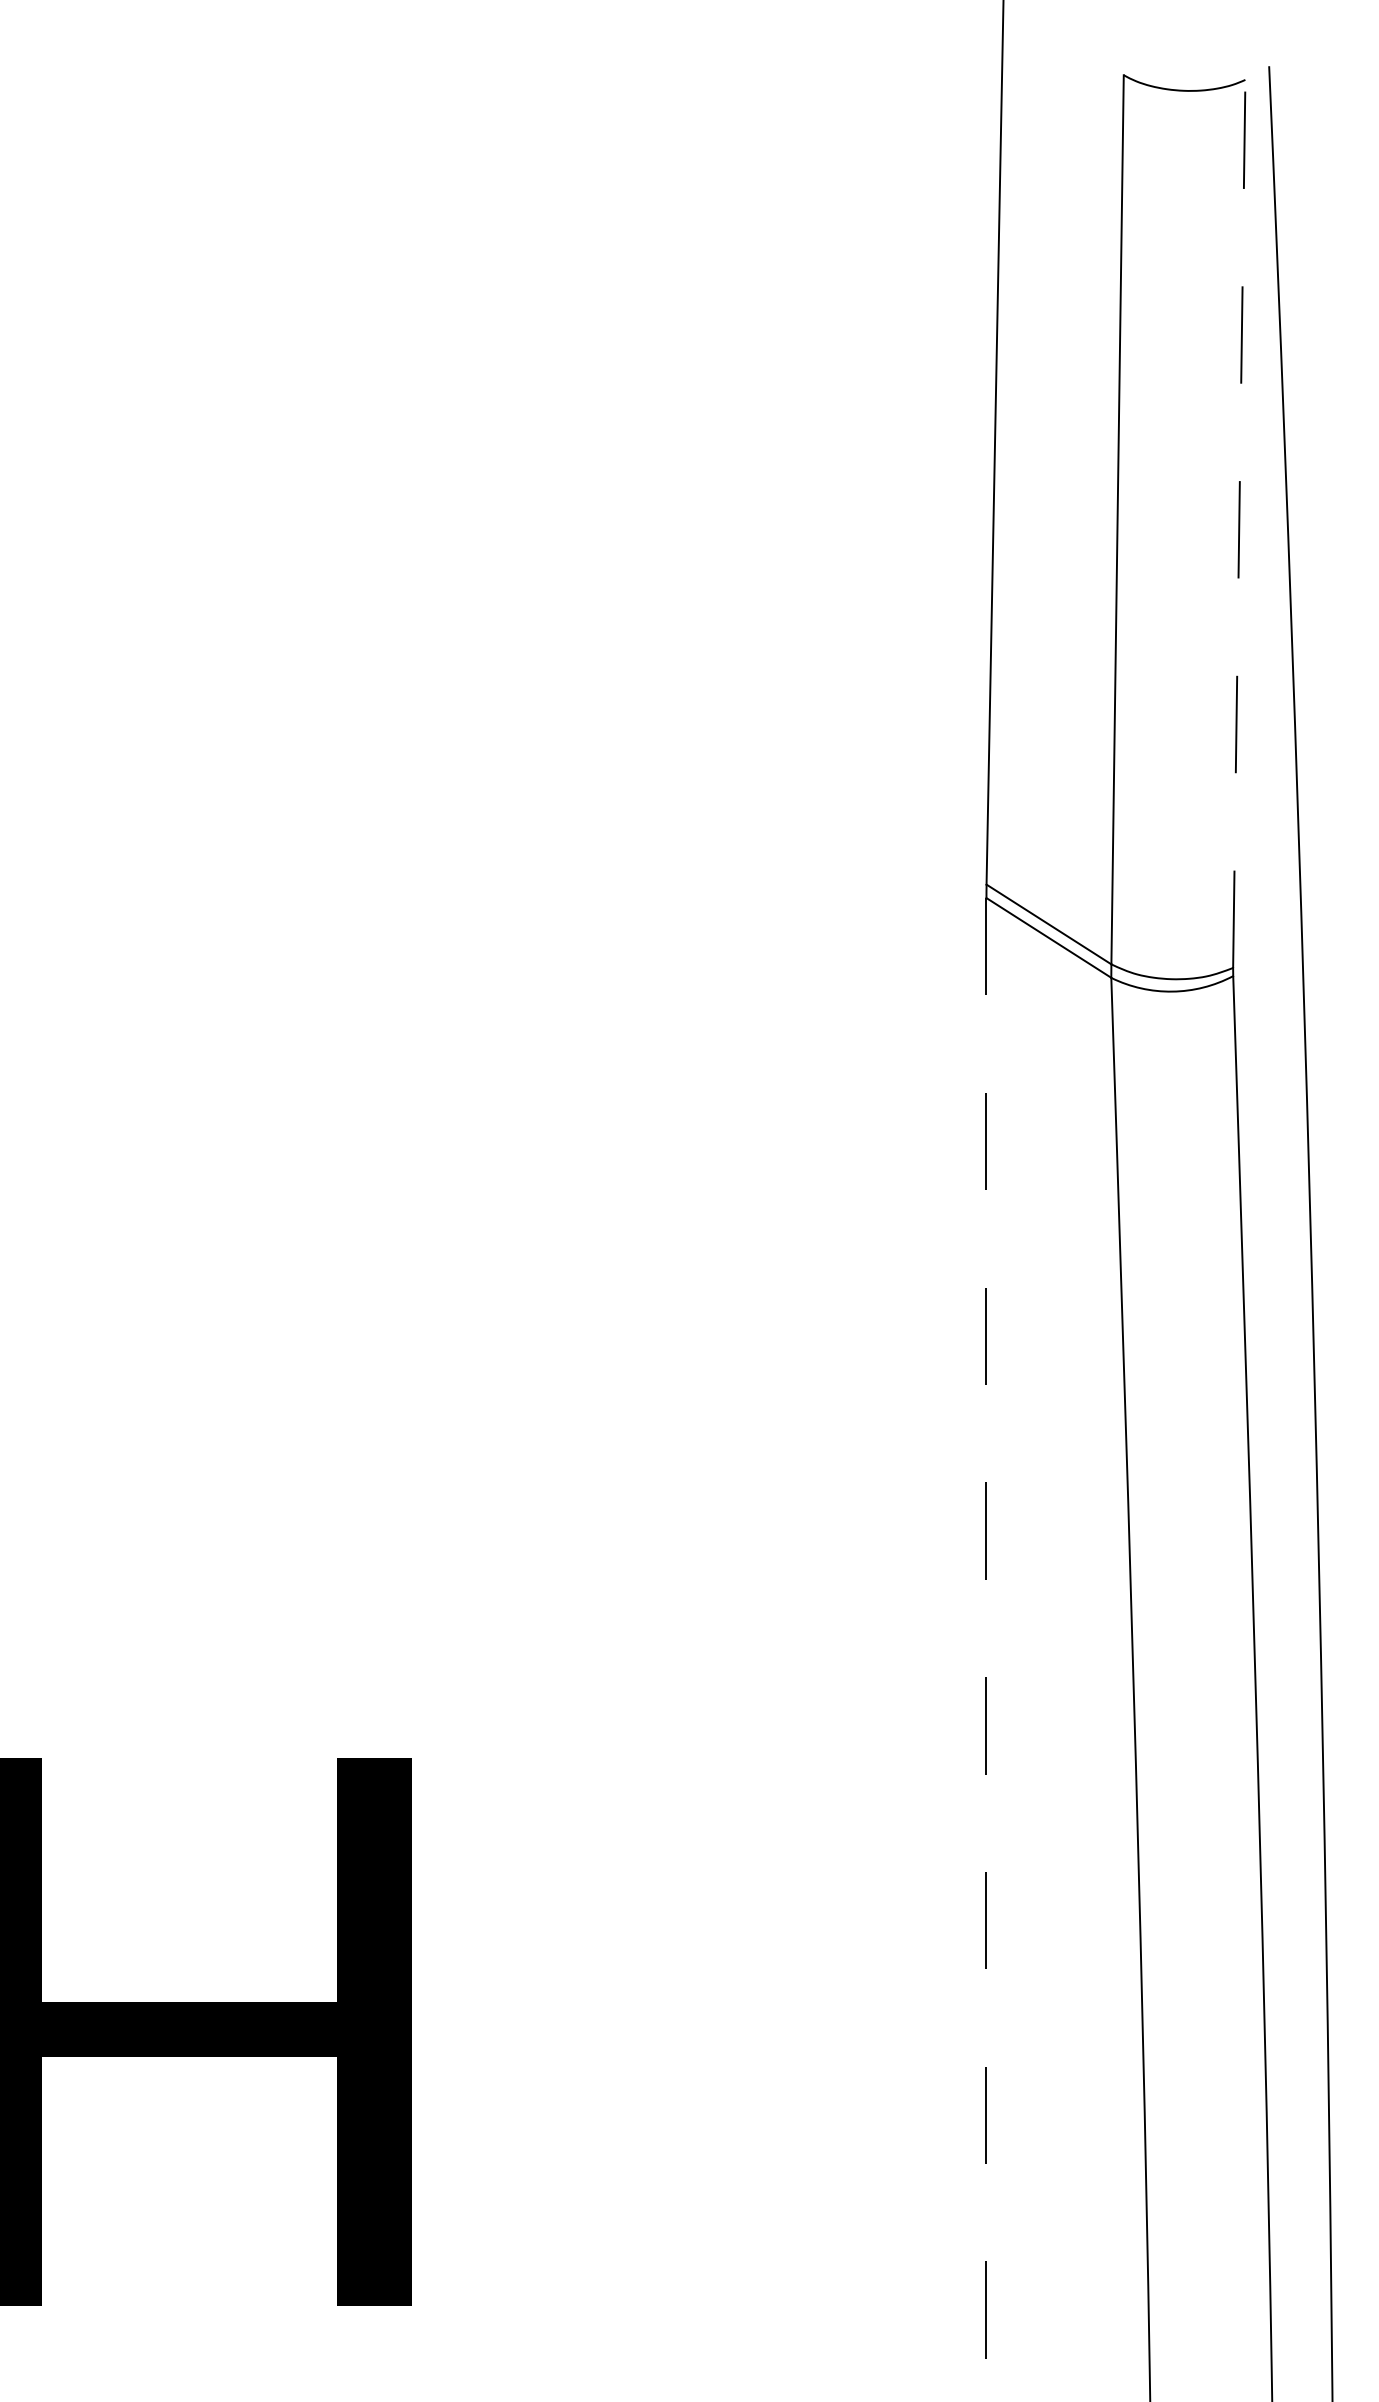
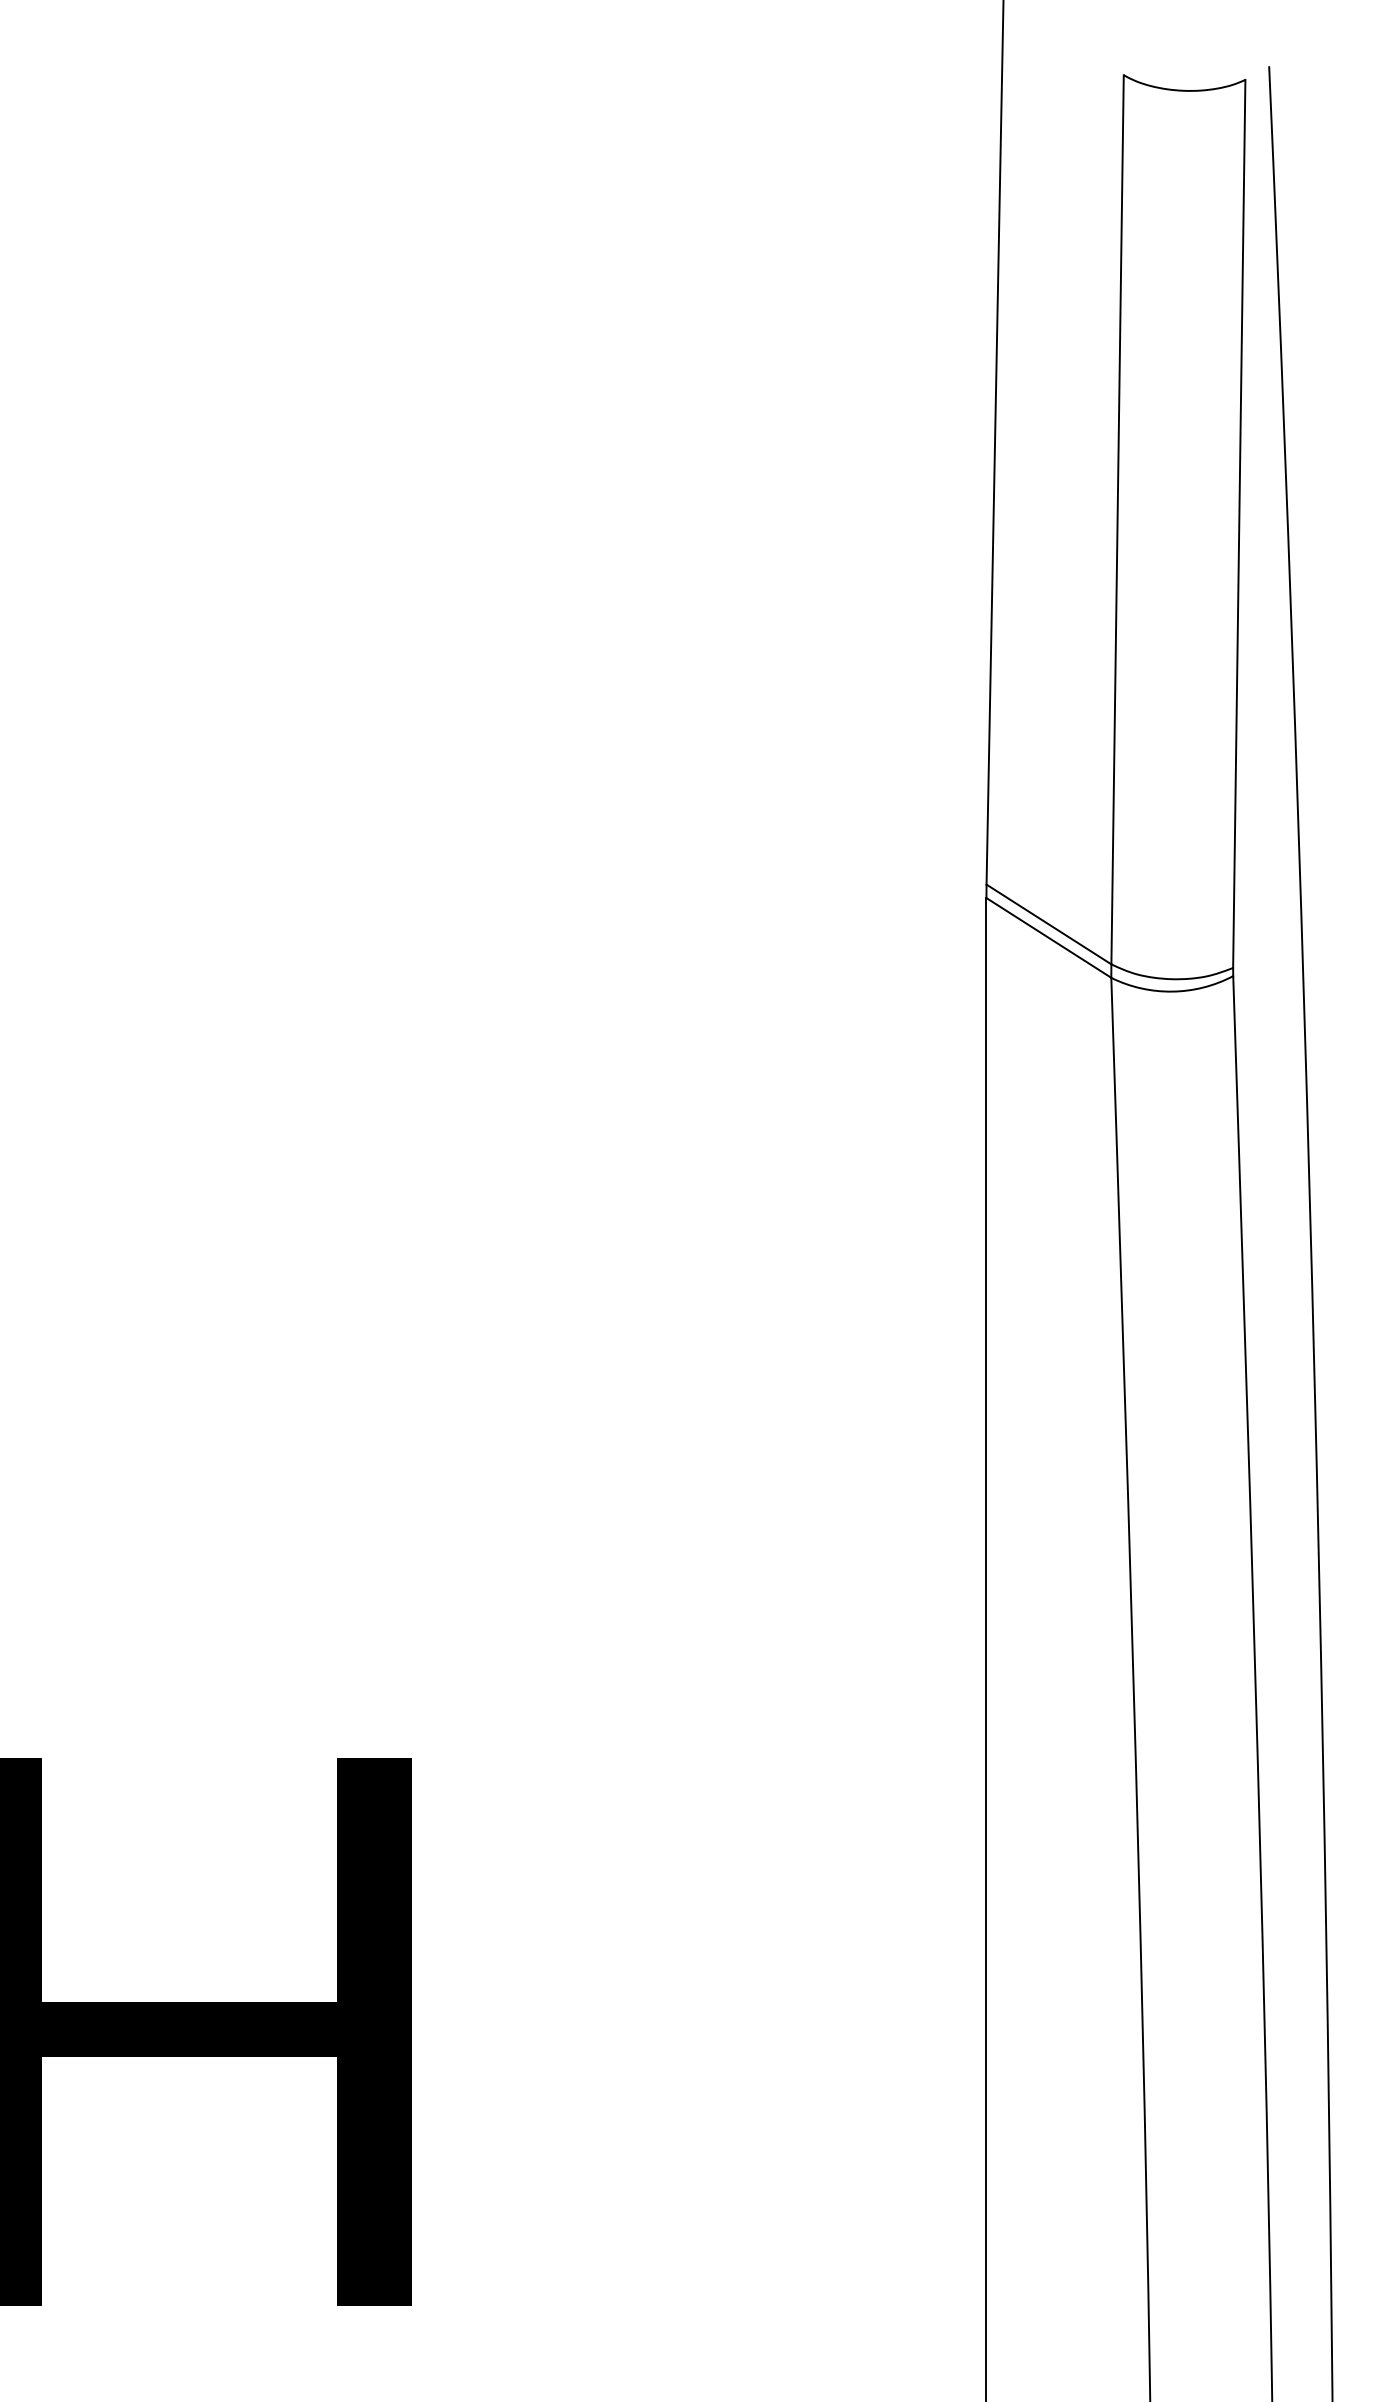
line: dashed -> solid (1239, 523)
line: dashed -> solid (986, 1650)
